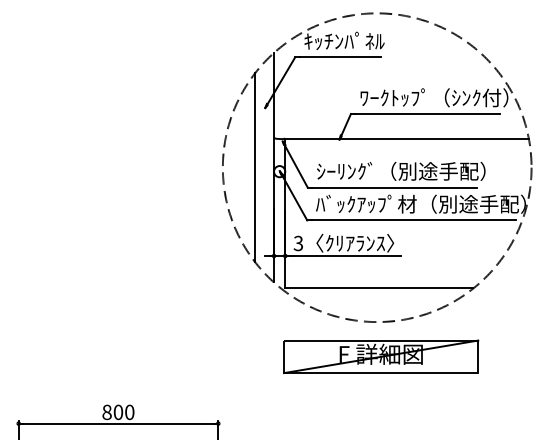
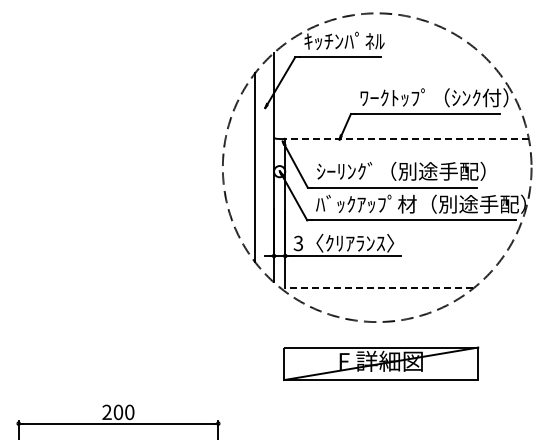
line: solid -> dashed (407, 138)
line: solid -> dashed (378, 288)
part position: (381, 356) -> (381, 363) (381, 363)
text: 800 -> 200 (106, 412)
